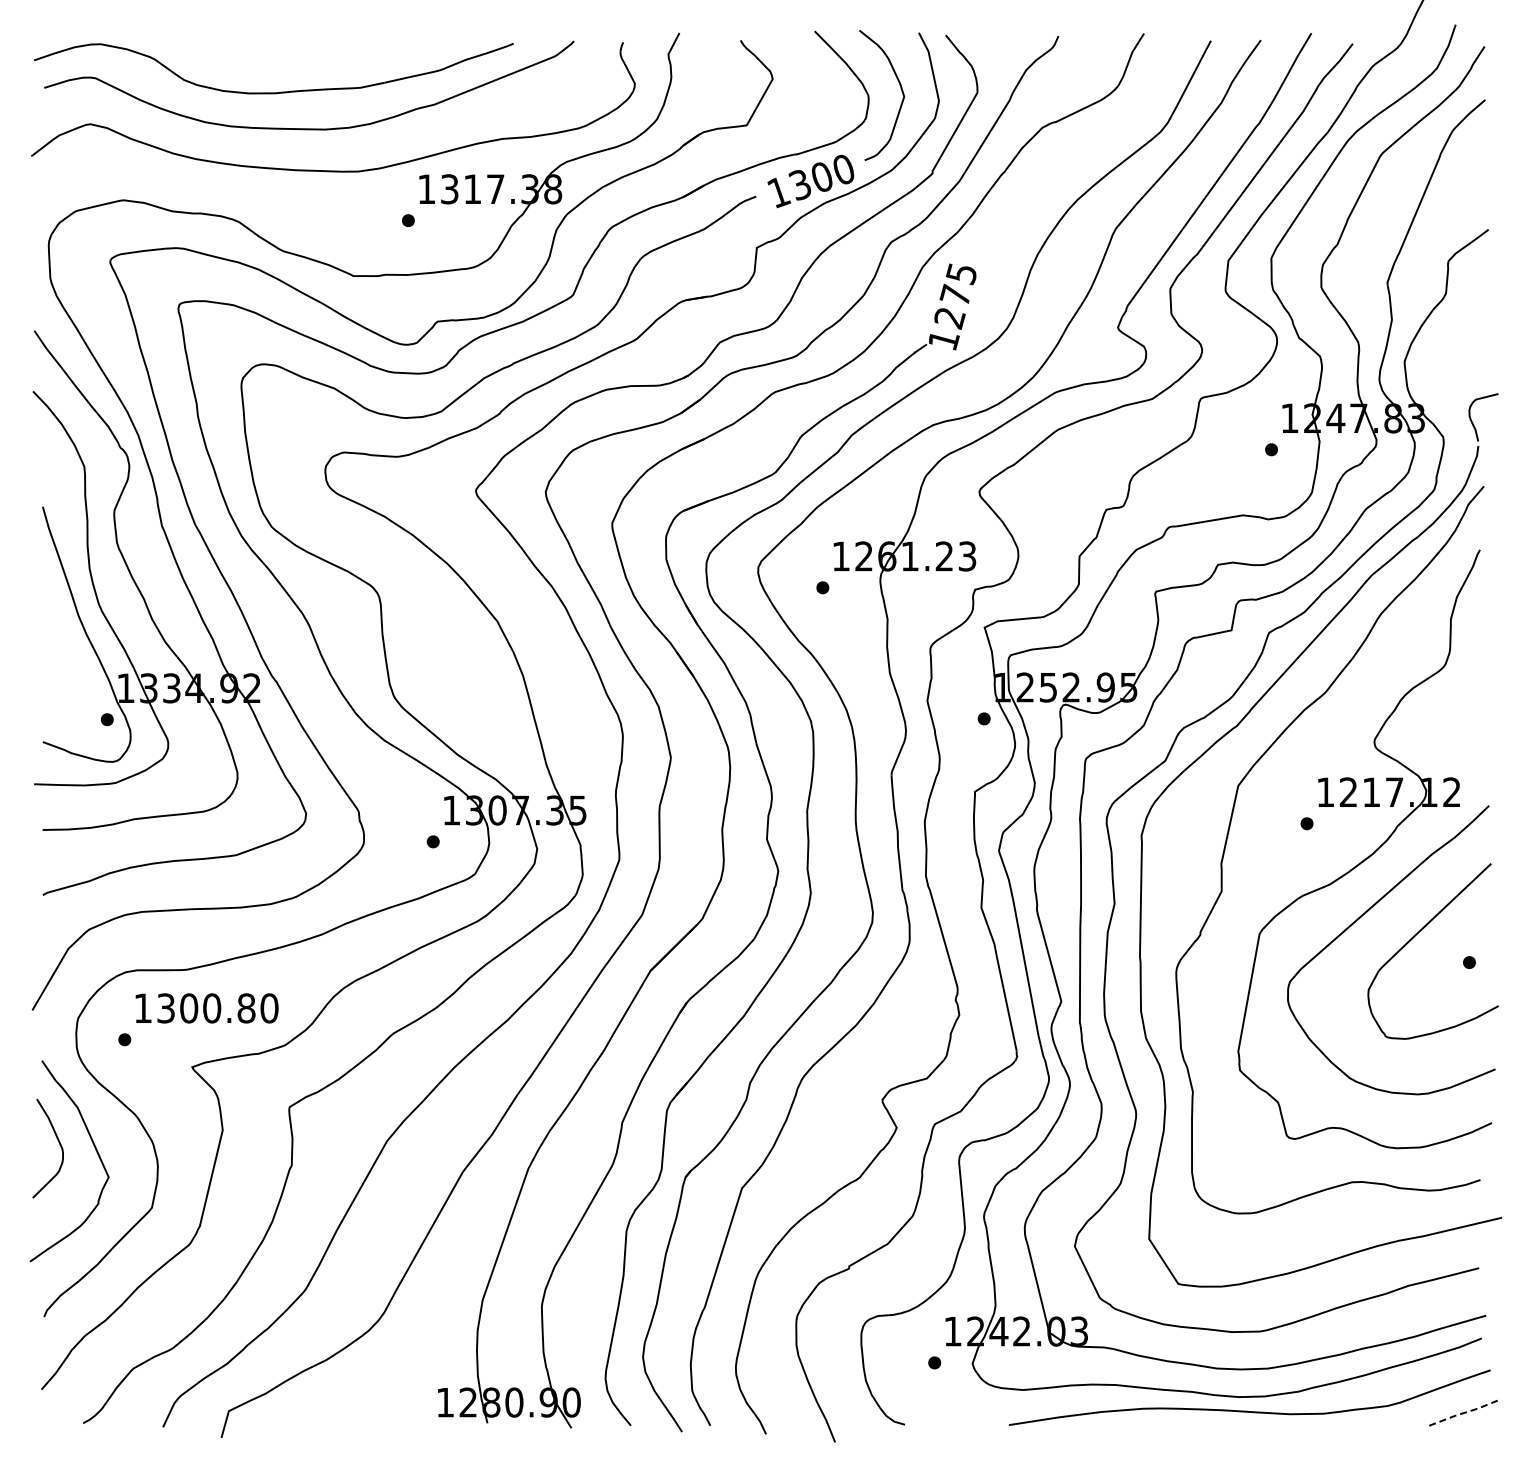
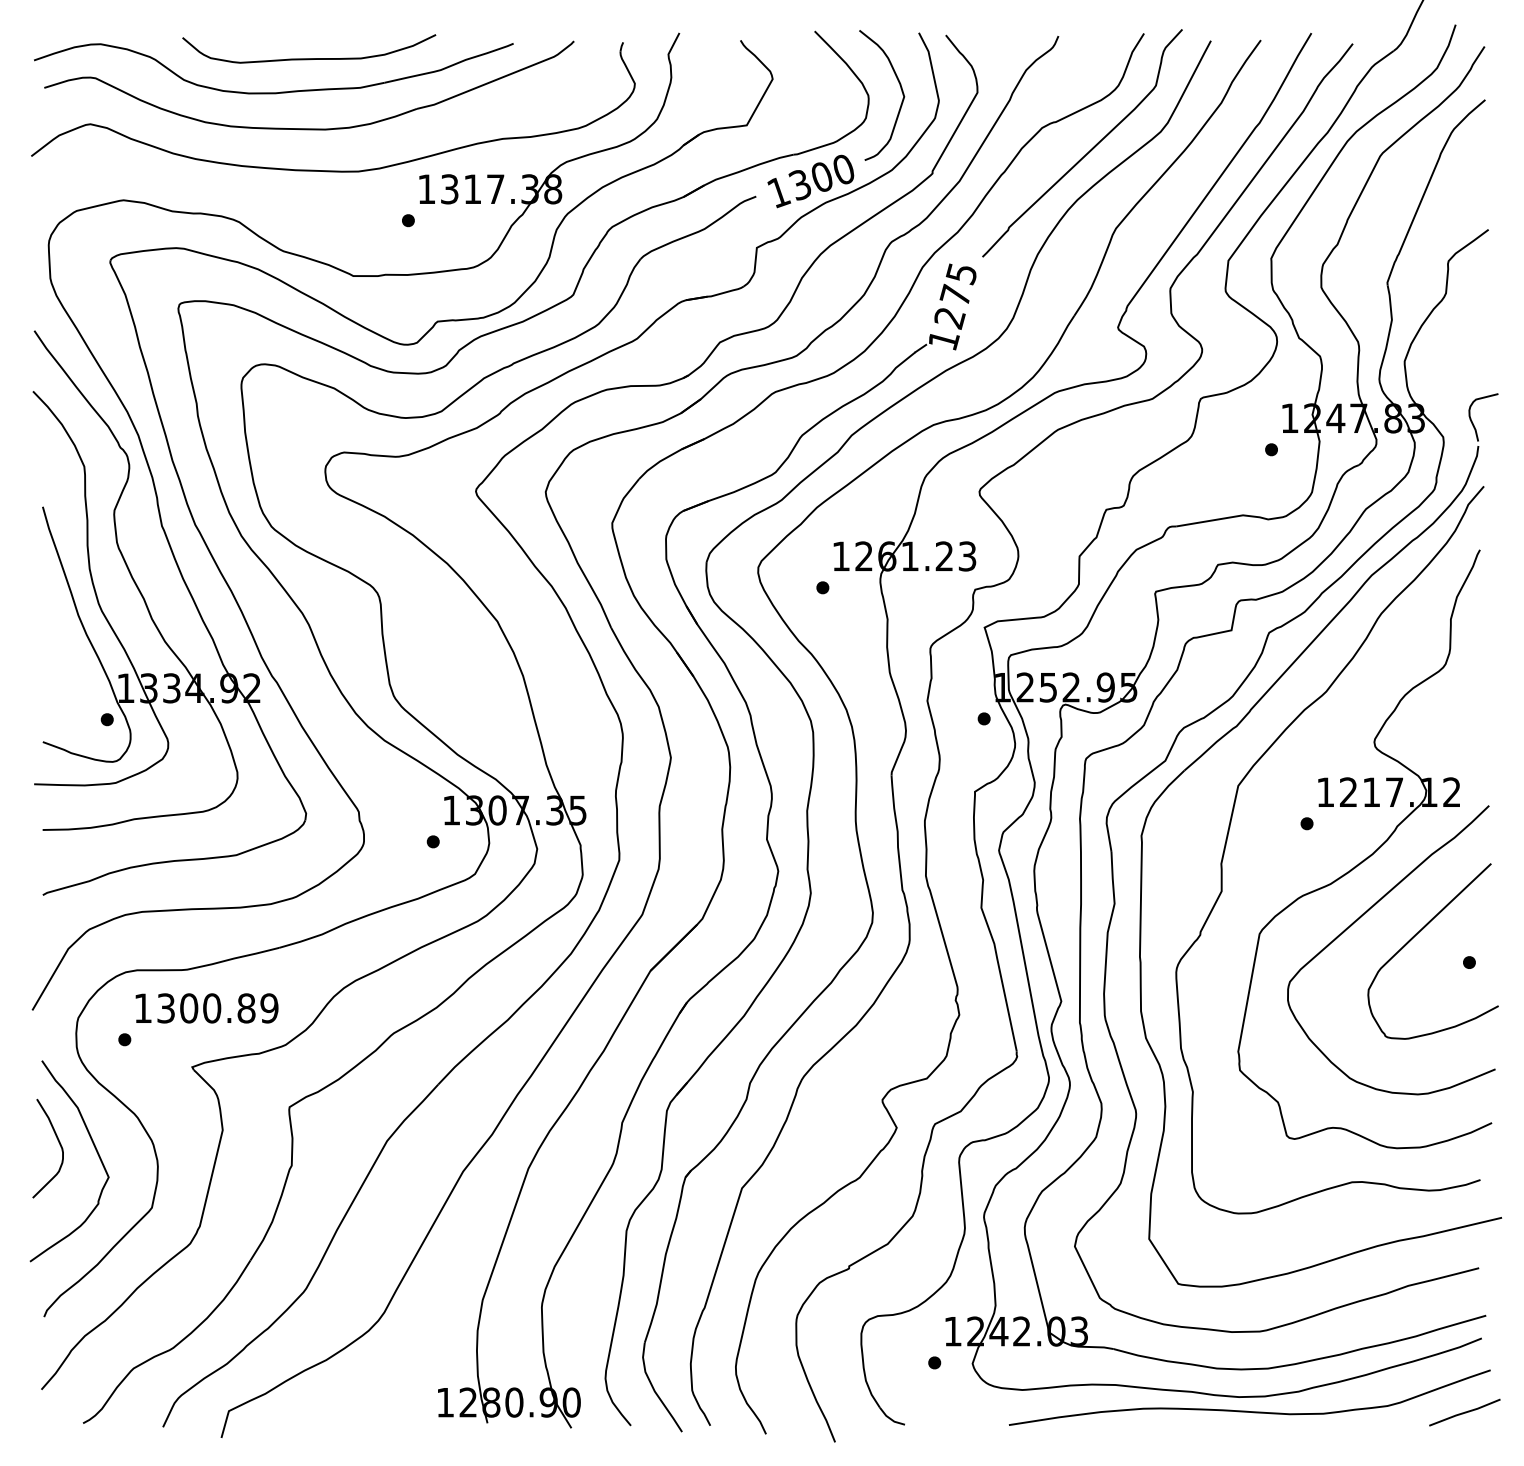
curve: none -> present (309, 58)
curve: none -> present (1089, 150)
text: 1300.80 -> 1300.89 (269, 1008)
line: dashed -> solid (1465, 1412)
